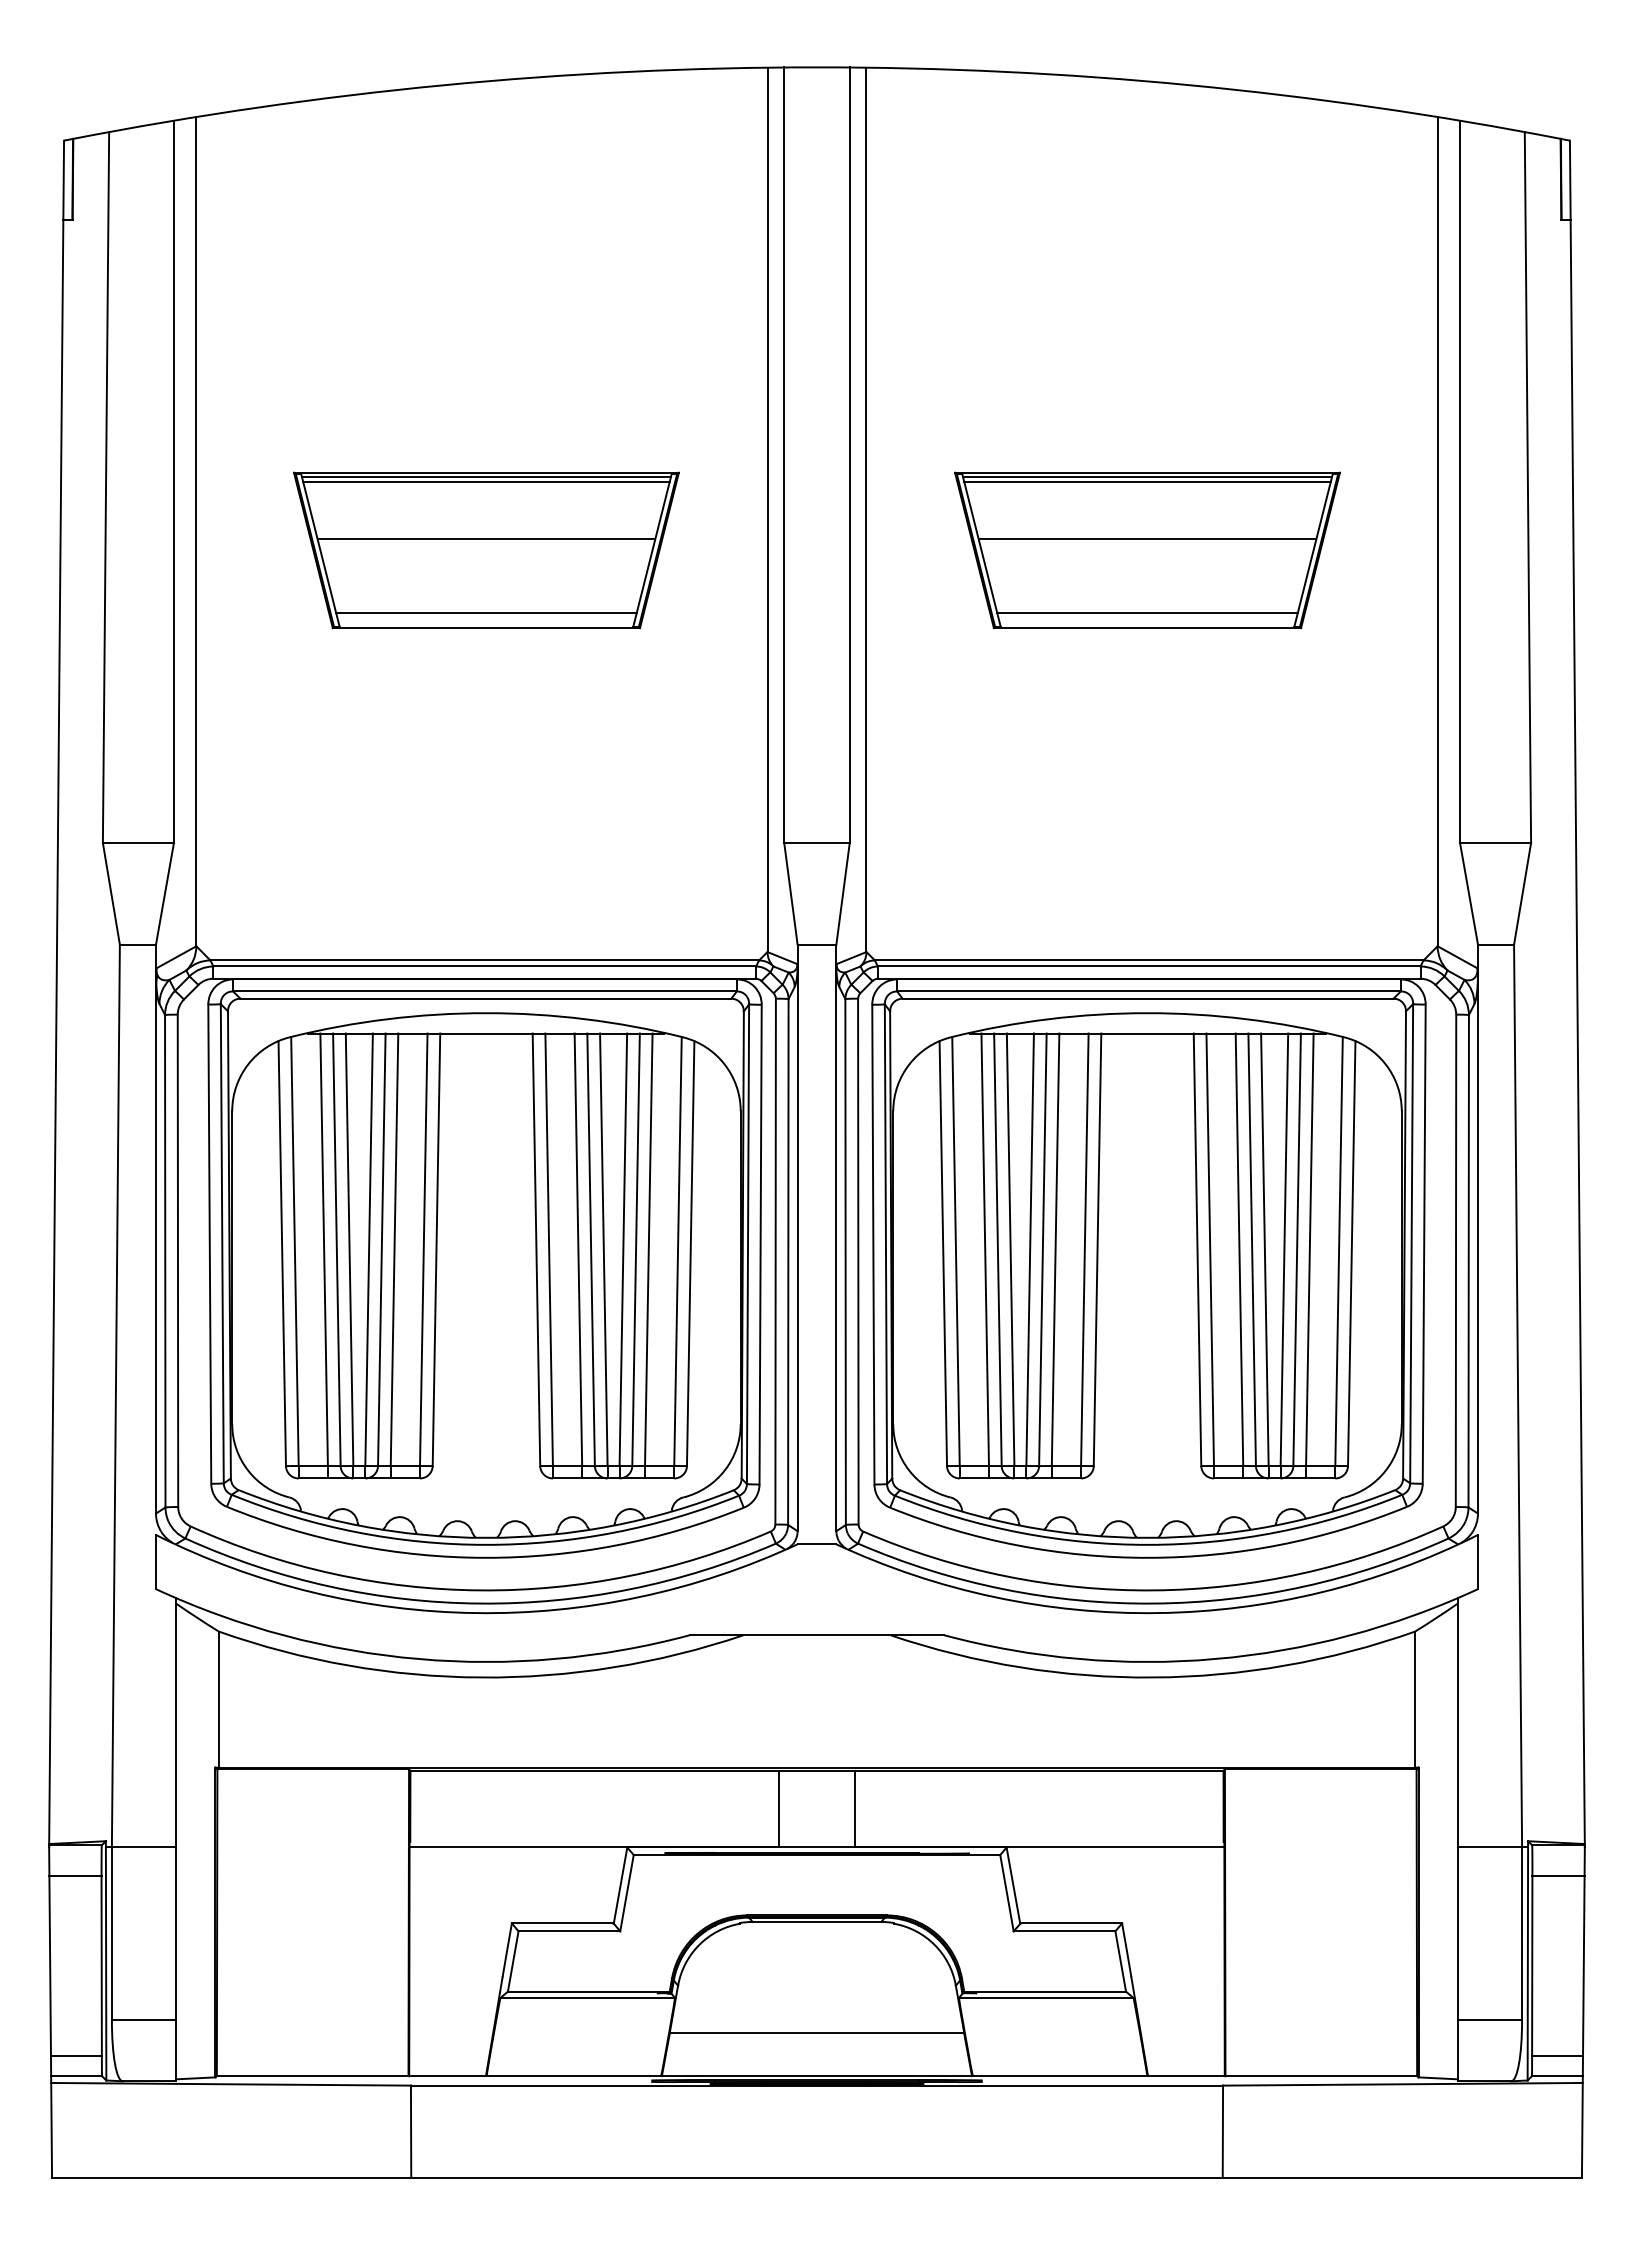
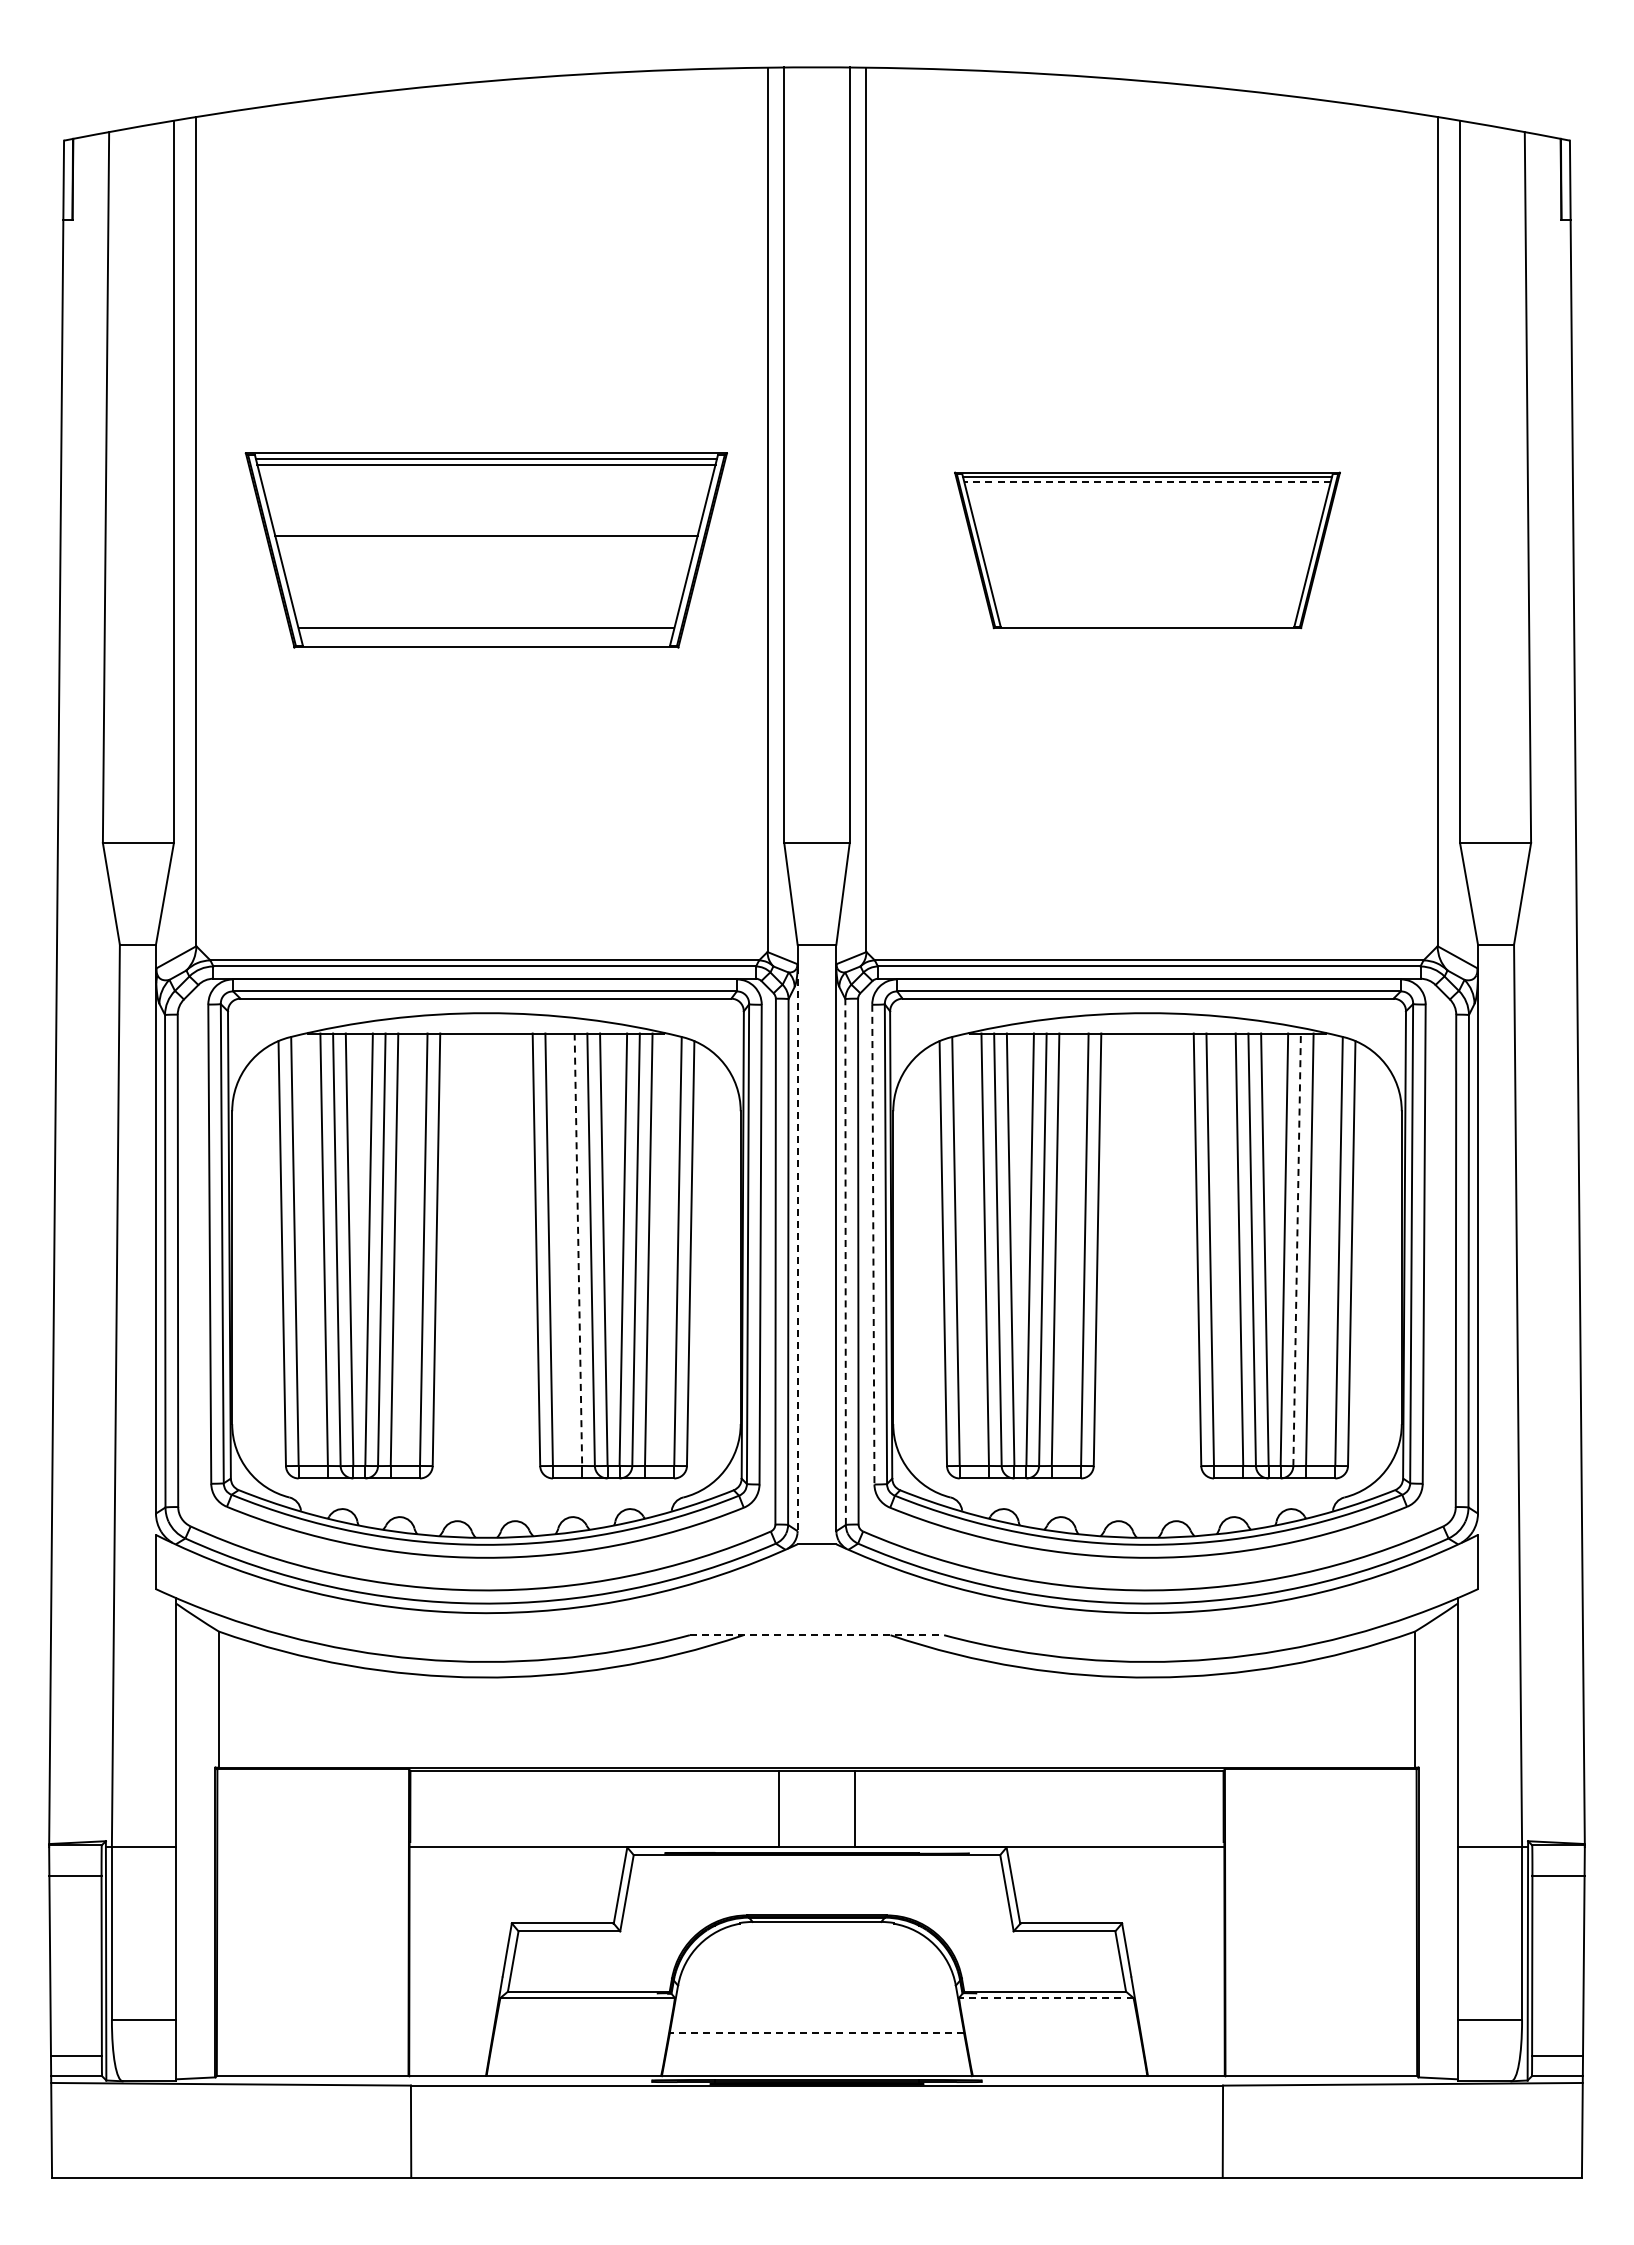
line: solid -> dashed (1147, 481)
line: present -> none (1147, 539)
part size: 387x159 px -> 484x197 px (485, 550)
line: present -> none (1147, 612)
line: solid -> dashed (873, 1244)
line: solid -> dashed (797, 1249)
line: solid -> dashed (1297, 1249)
line: solid -> dashed (578, 1250)
line: solid -> dashed (845, 1262)
line: solid -> dashed (817, 1635)
line: solid -> dashed (1045, 1997)
line: solid -> dashed (816, 2033)
